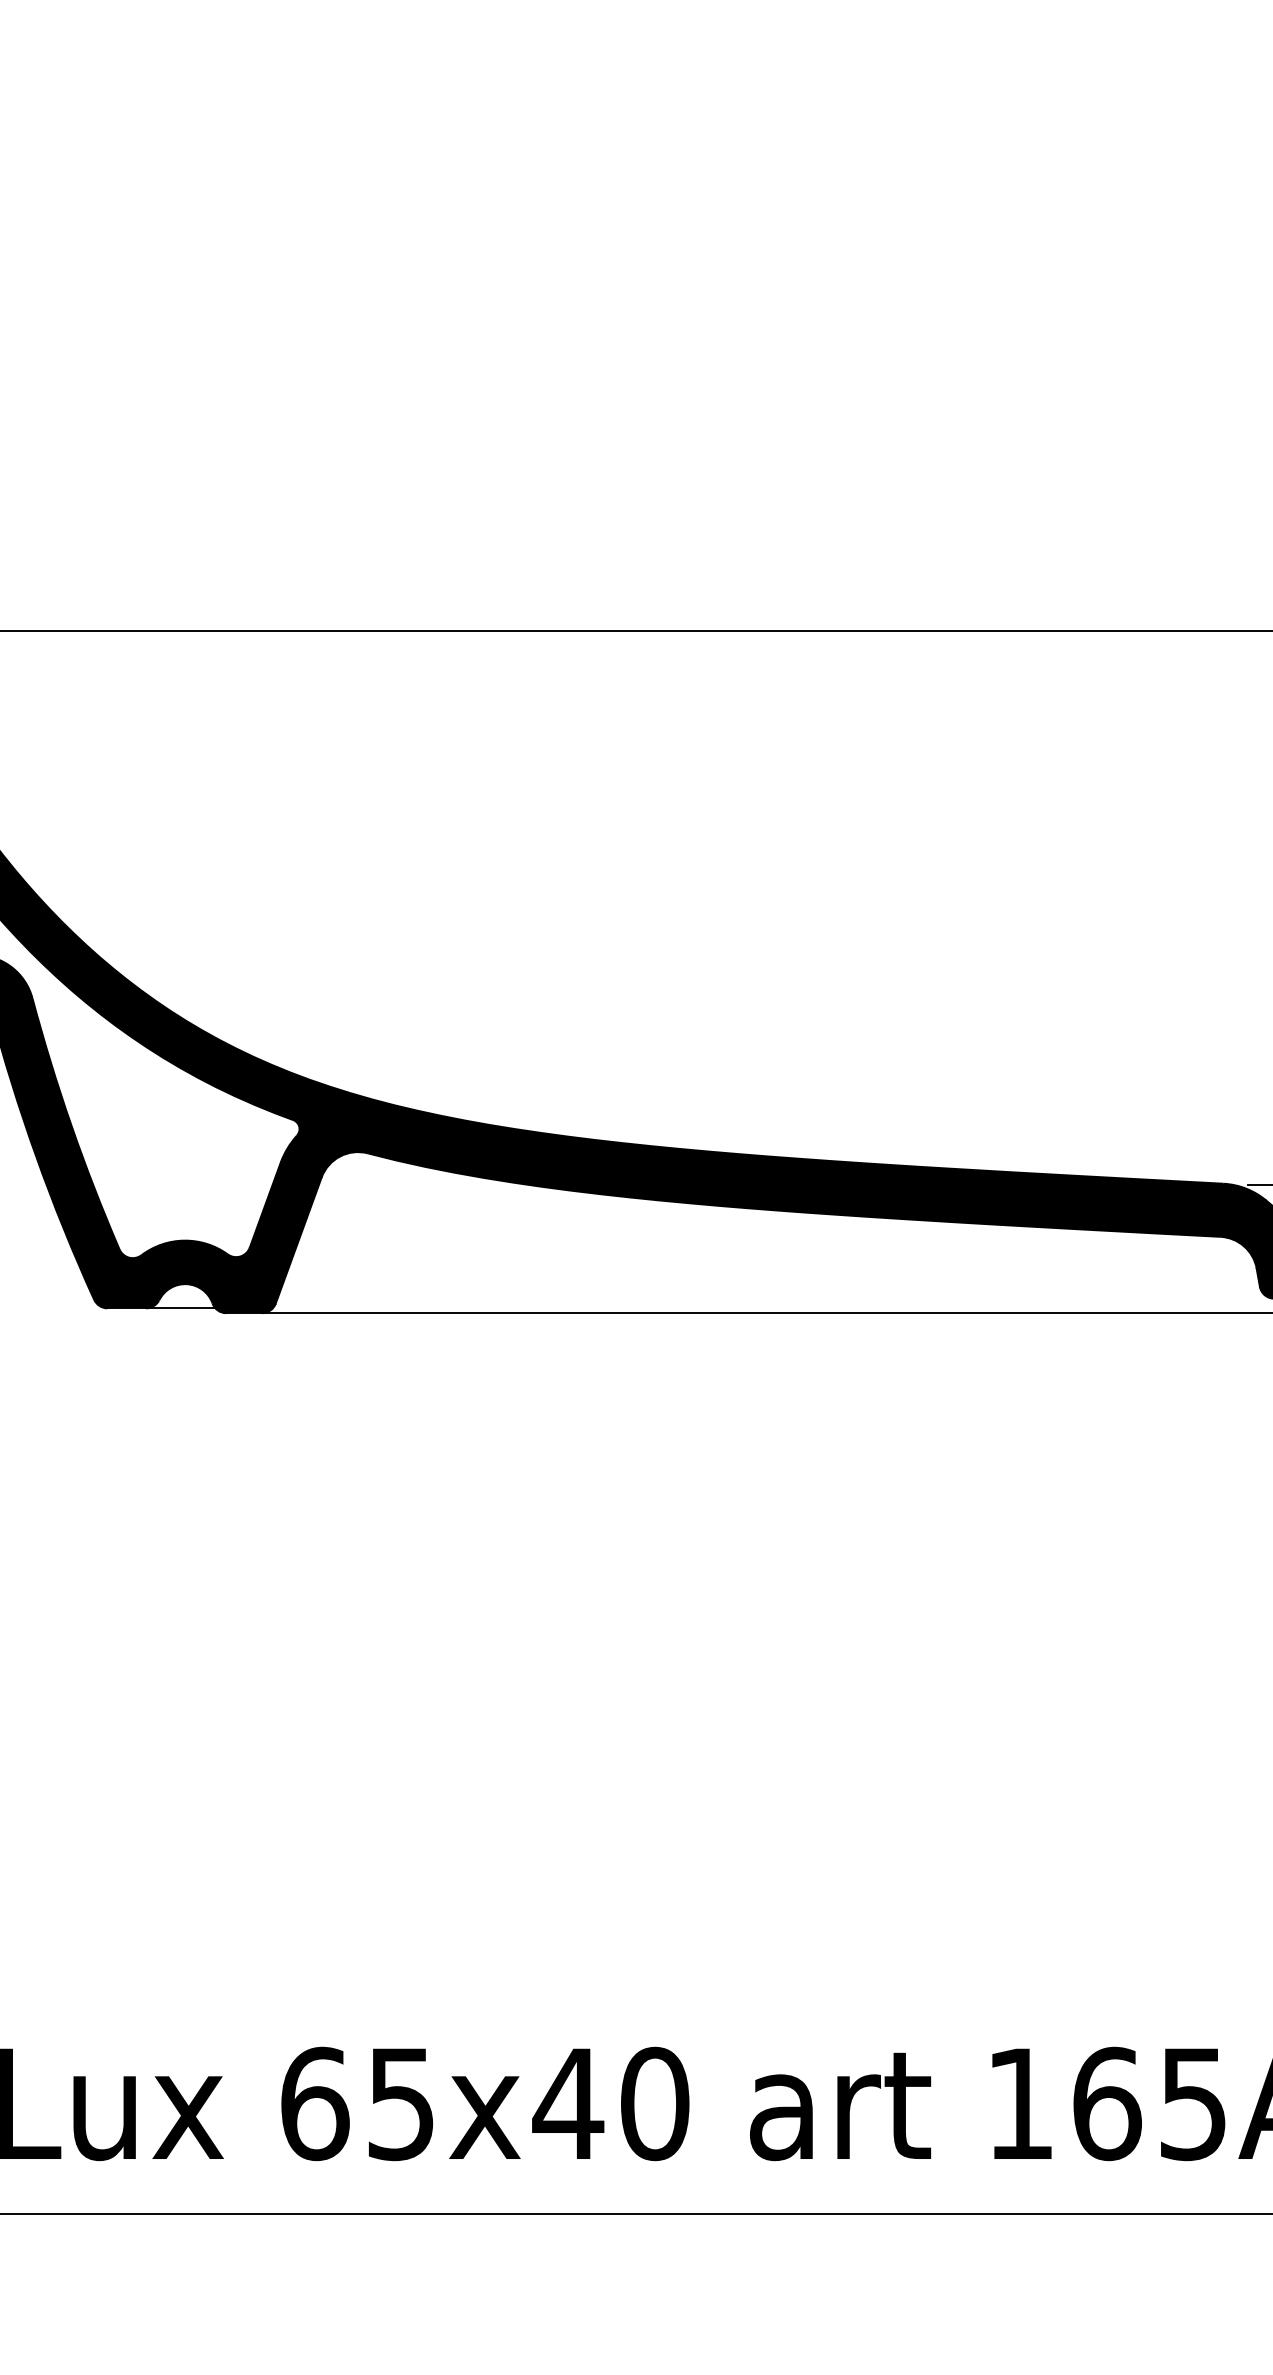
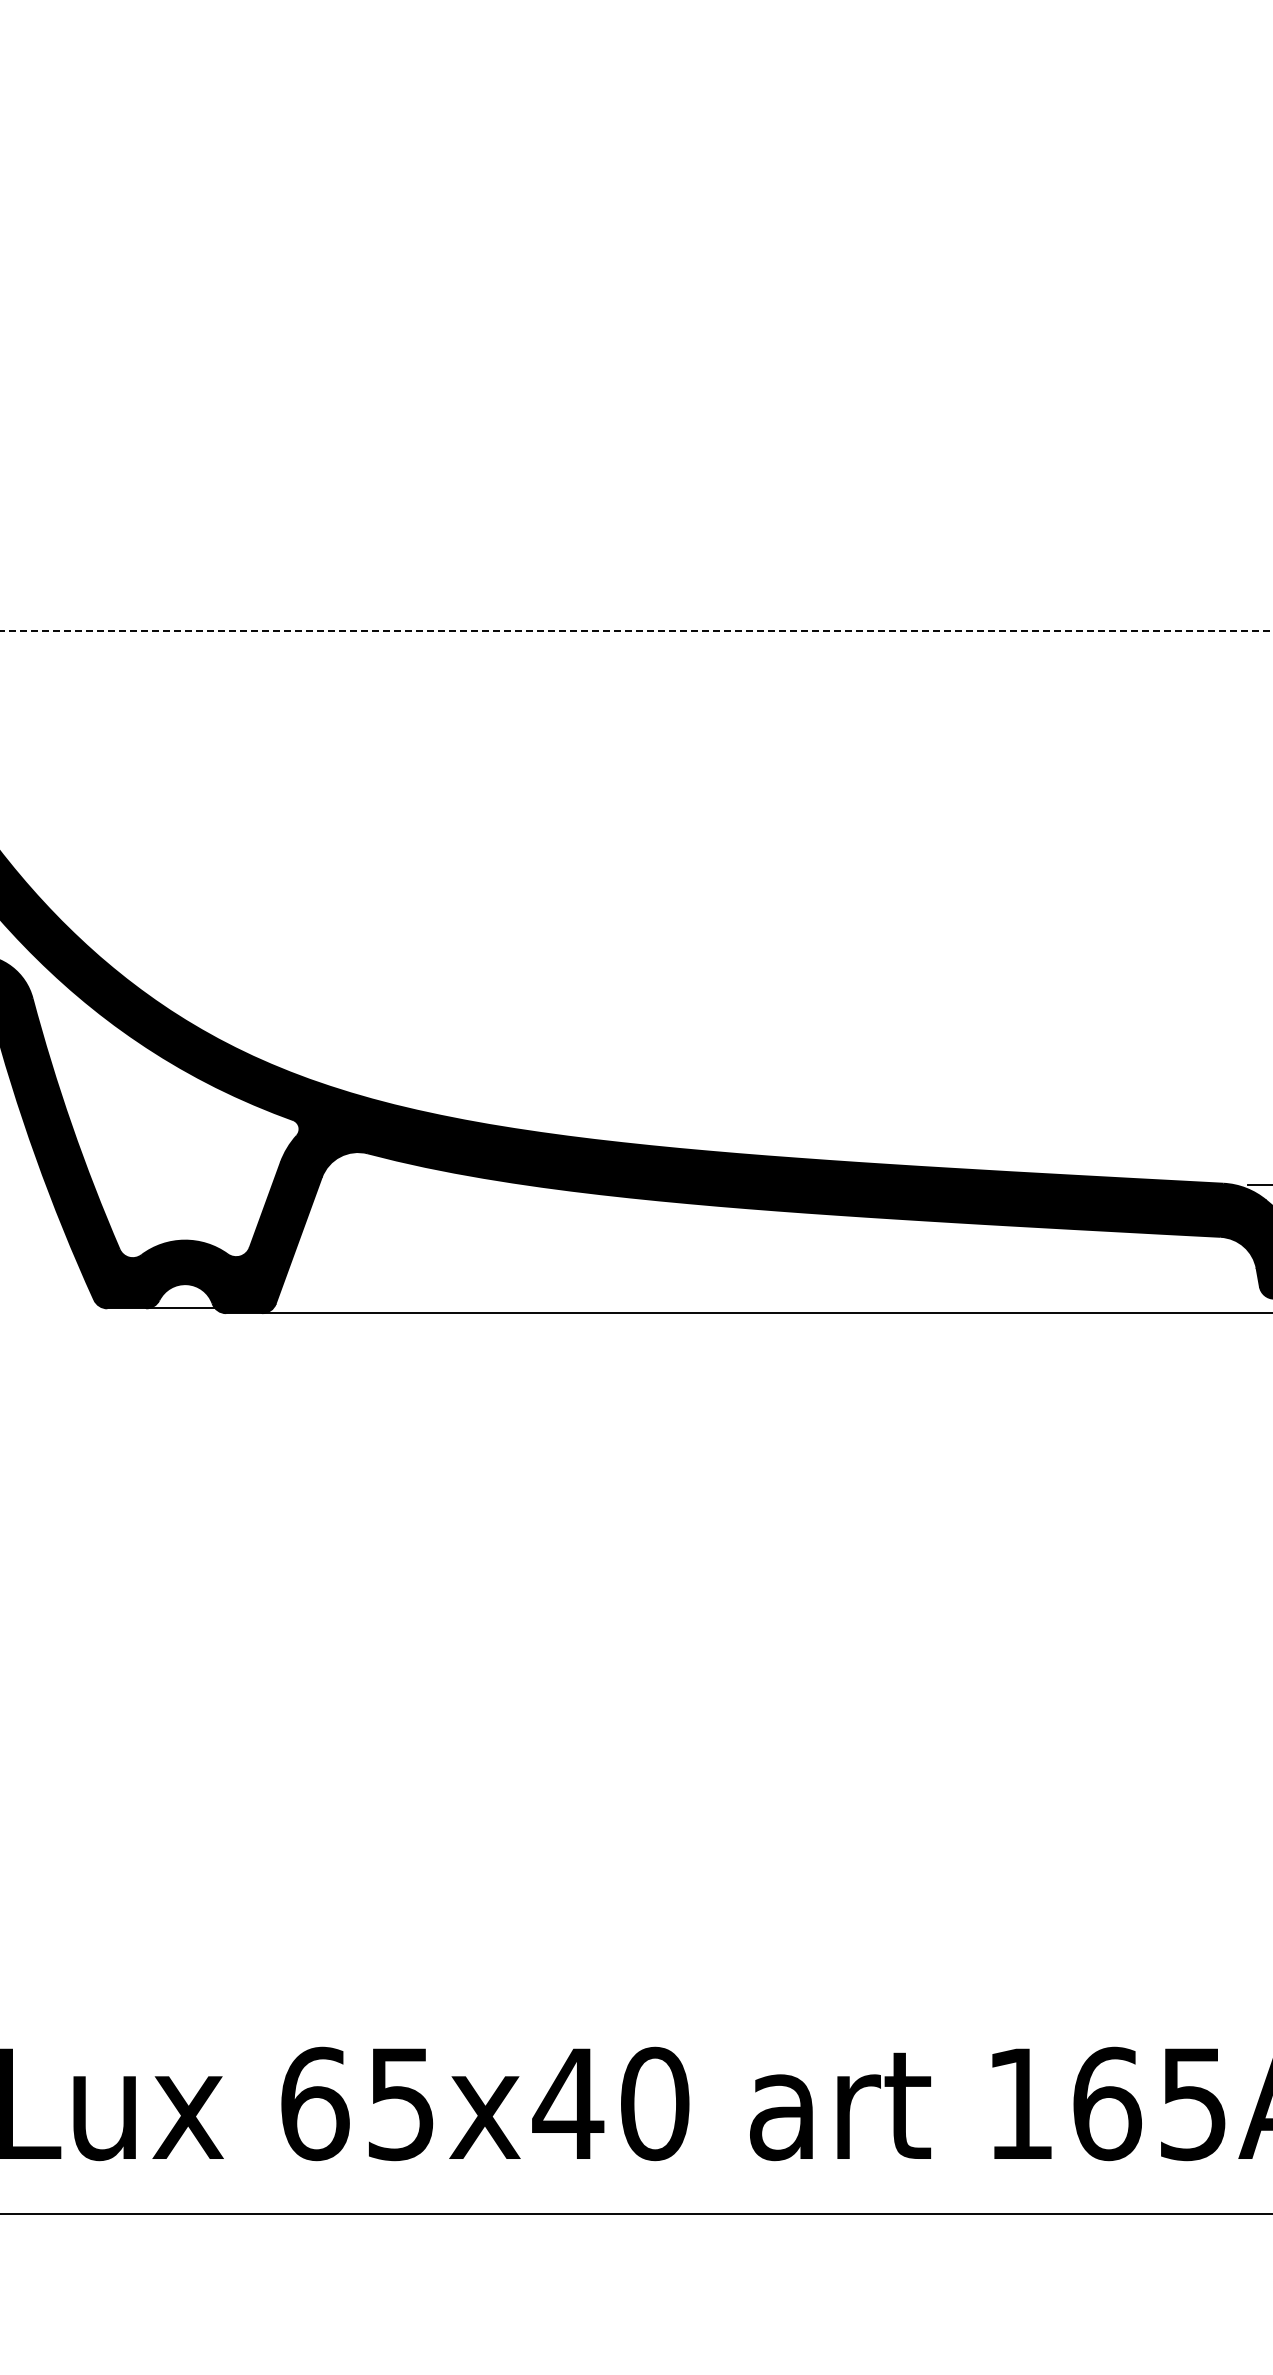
line: solid -> dashed (636, 631)
